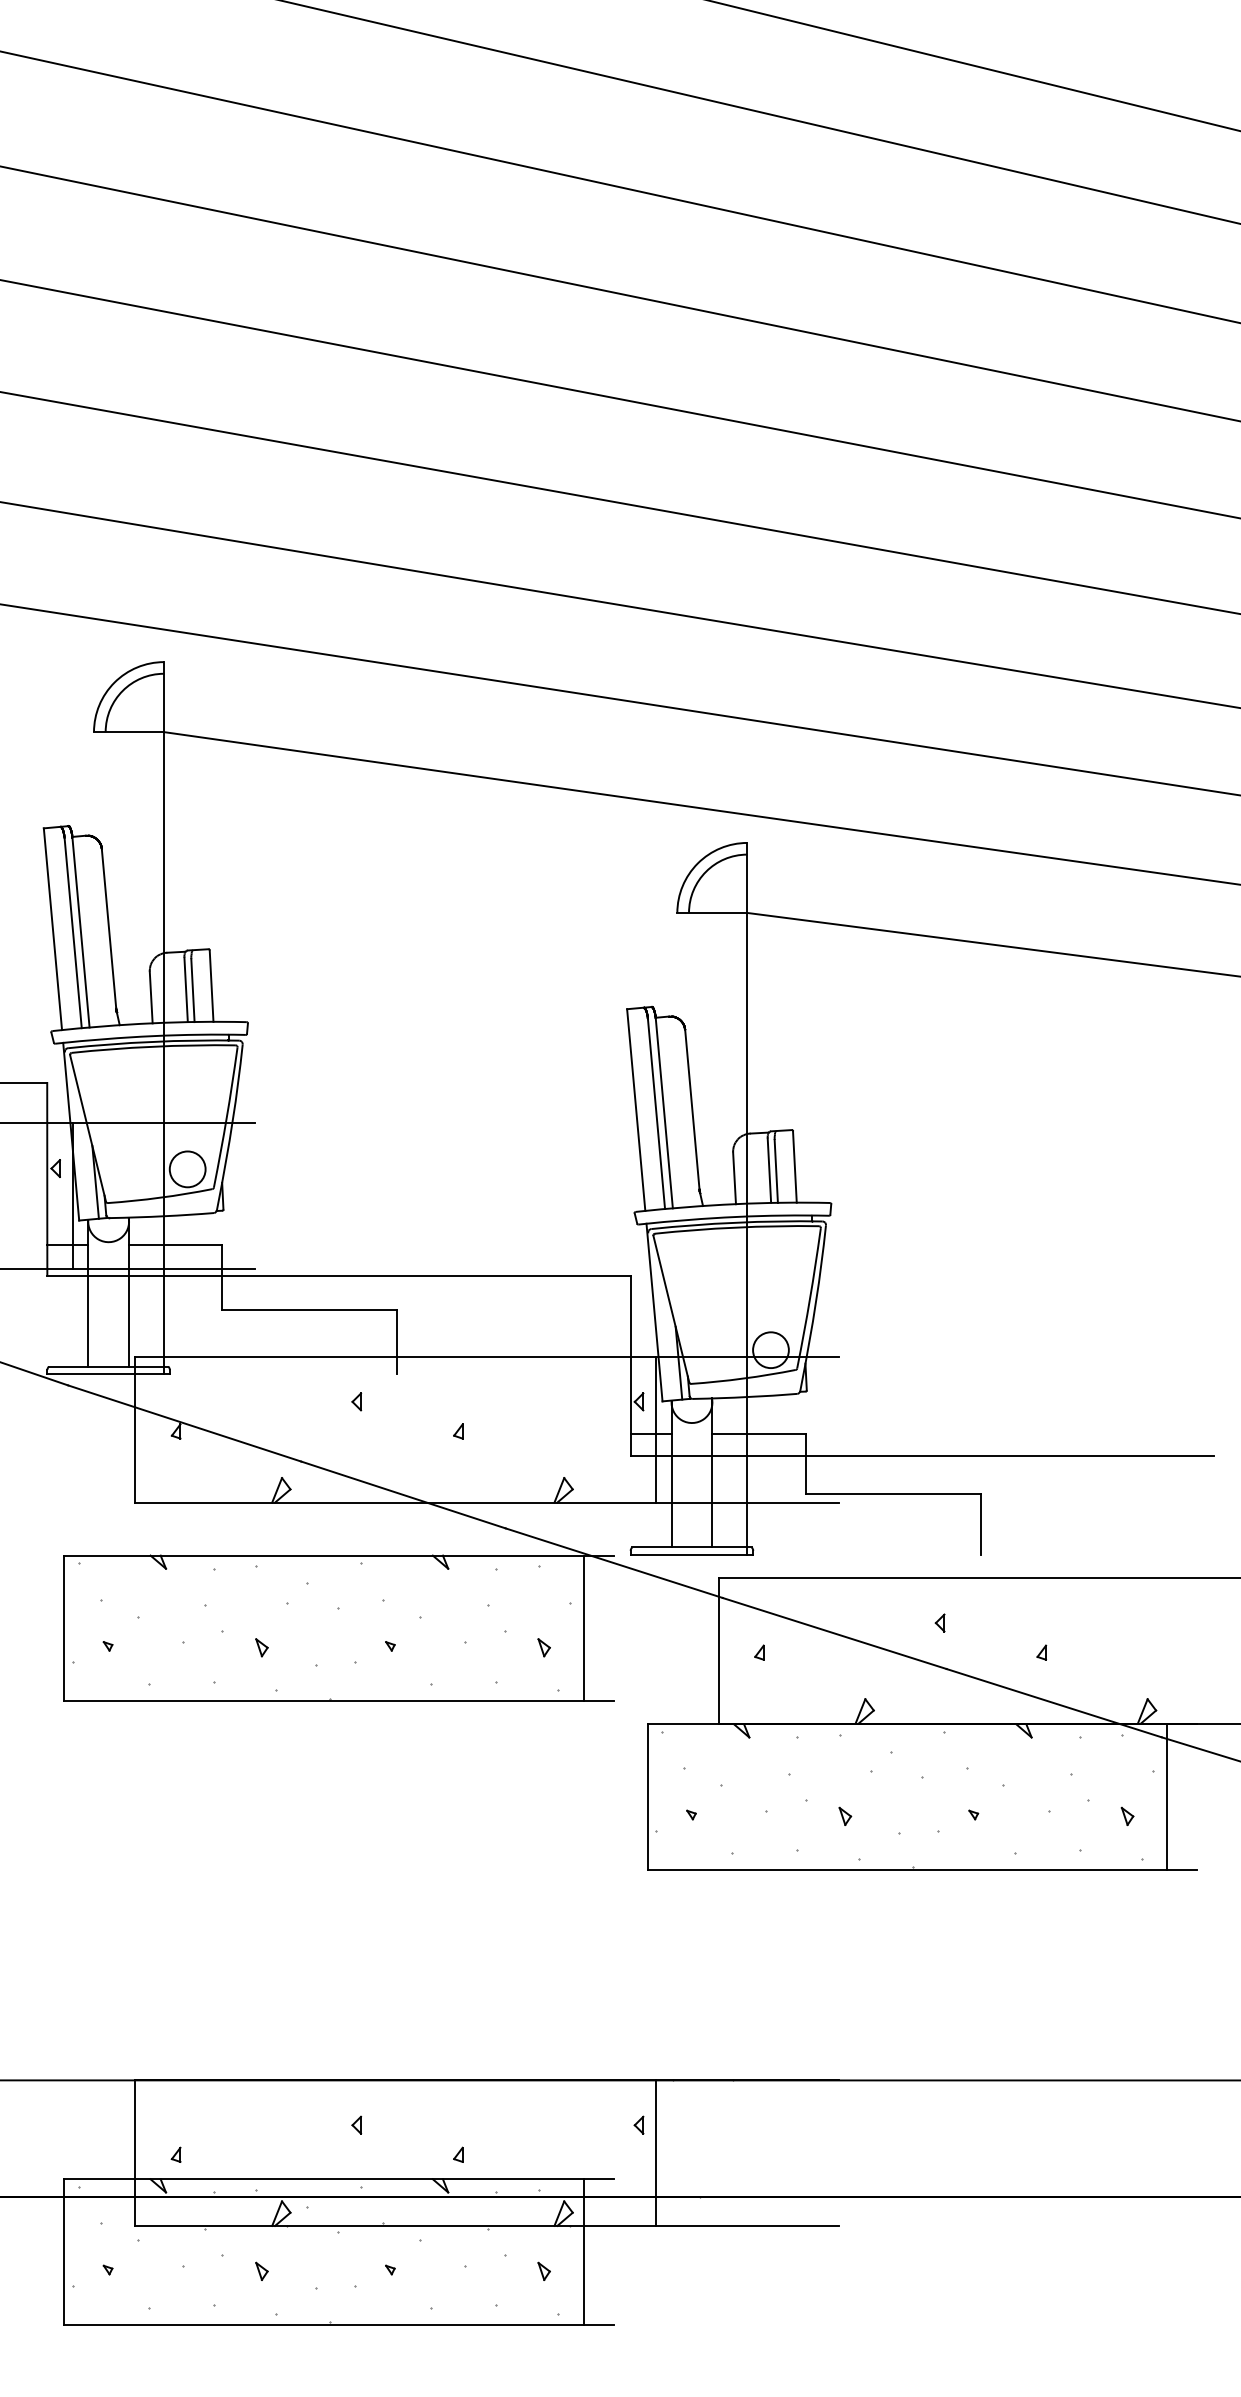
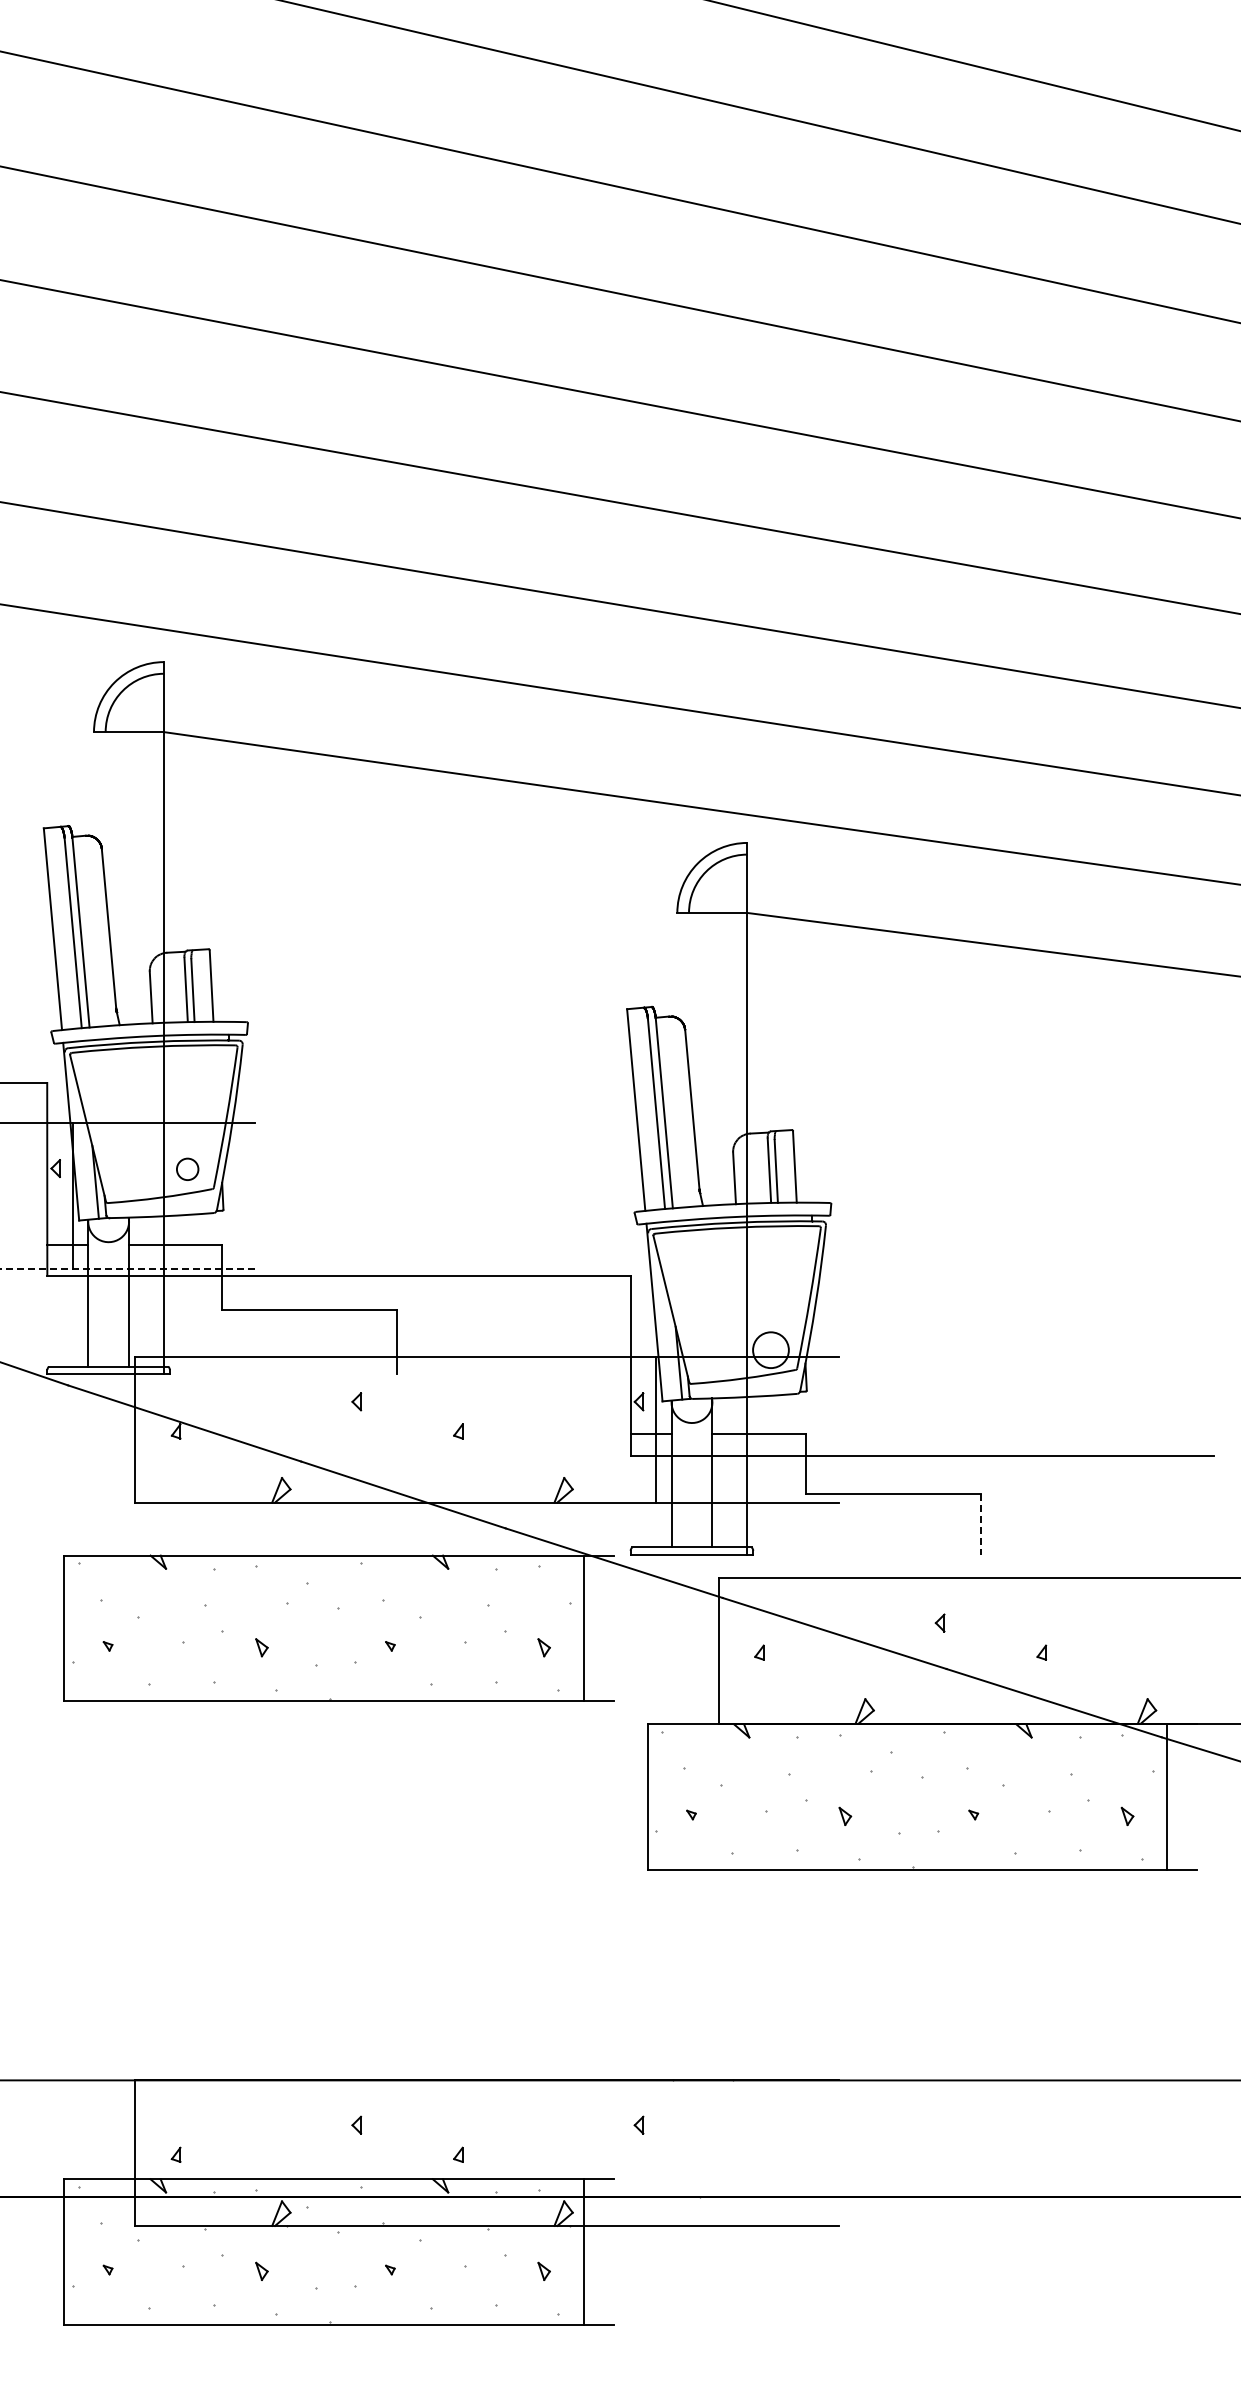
circle diameter: 36 px -> 21 px (187, 1169)
line: solid -> dashed (127, 1269)
line: solid -> dashed (980, 1524)
line: present -> none (656, 2152)
